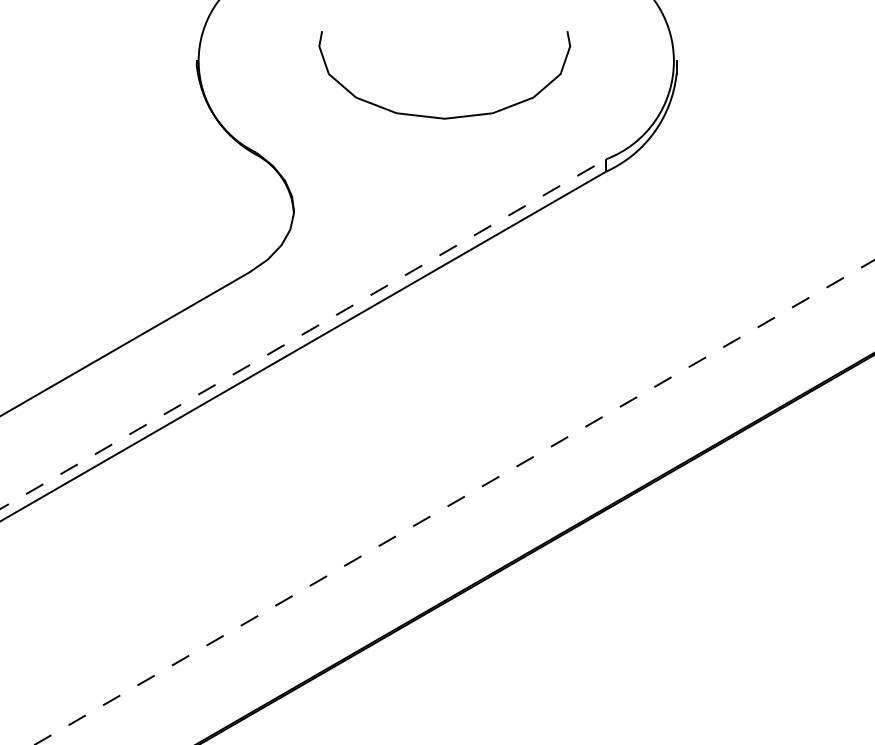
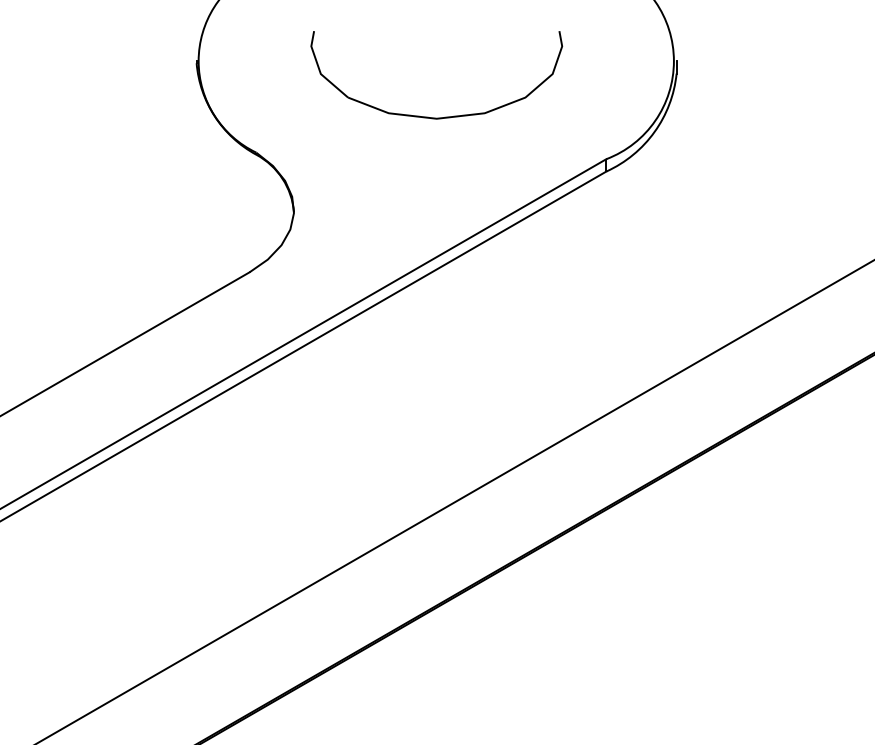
part position: (436, 116) -> (428, 116) (428, 116)
line: dashed -> solid (303, 334)
line: dashed -> solid (454, 502)
